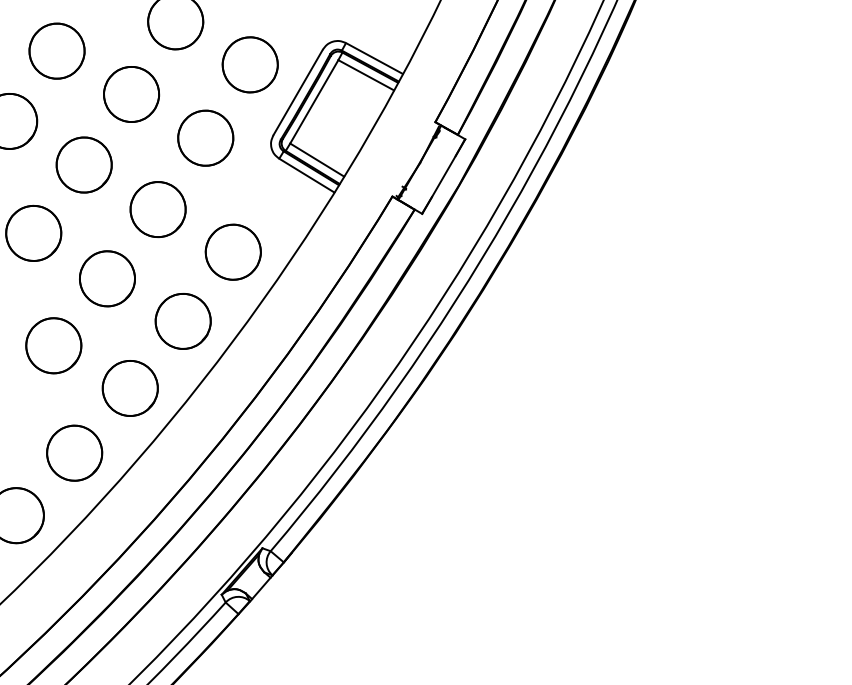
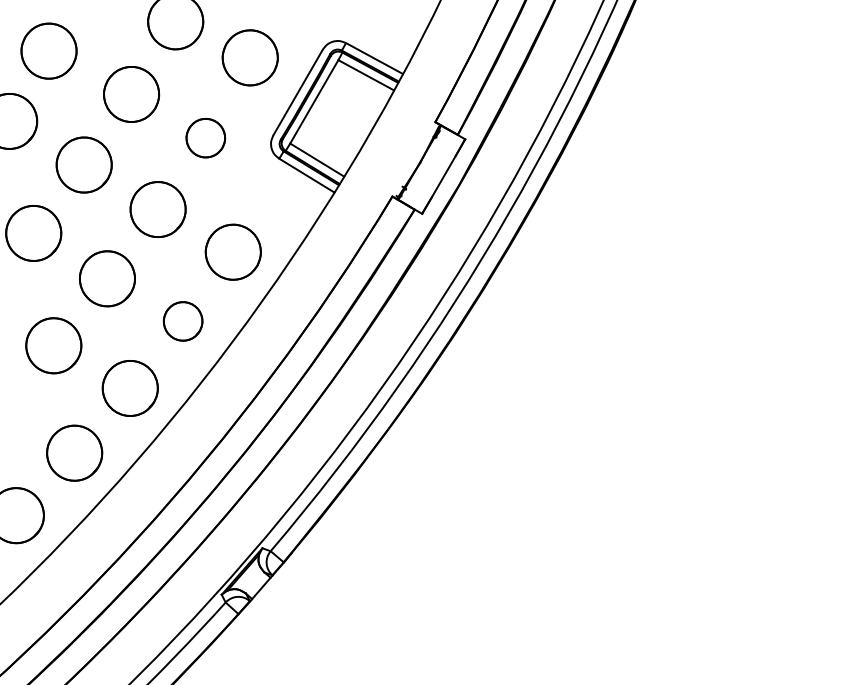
circle position: (56, 50) -> (48, 50) (48, 50)
circle position: (249, 64) -> (249, 57) (249, 57)
circle size: 58x58 px -> 42x41 px (205, 138)
circle size: 58x57 px -> 42x41 px (182, 321)
